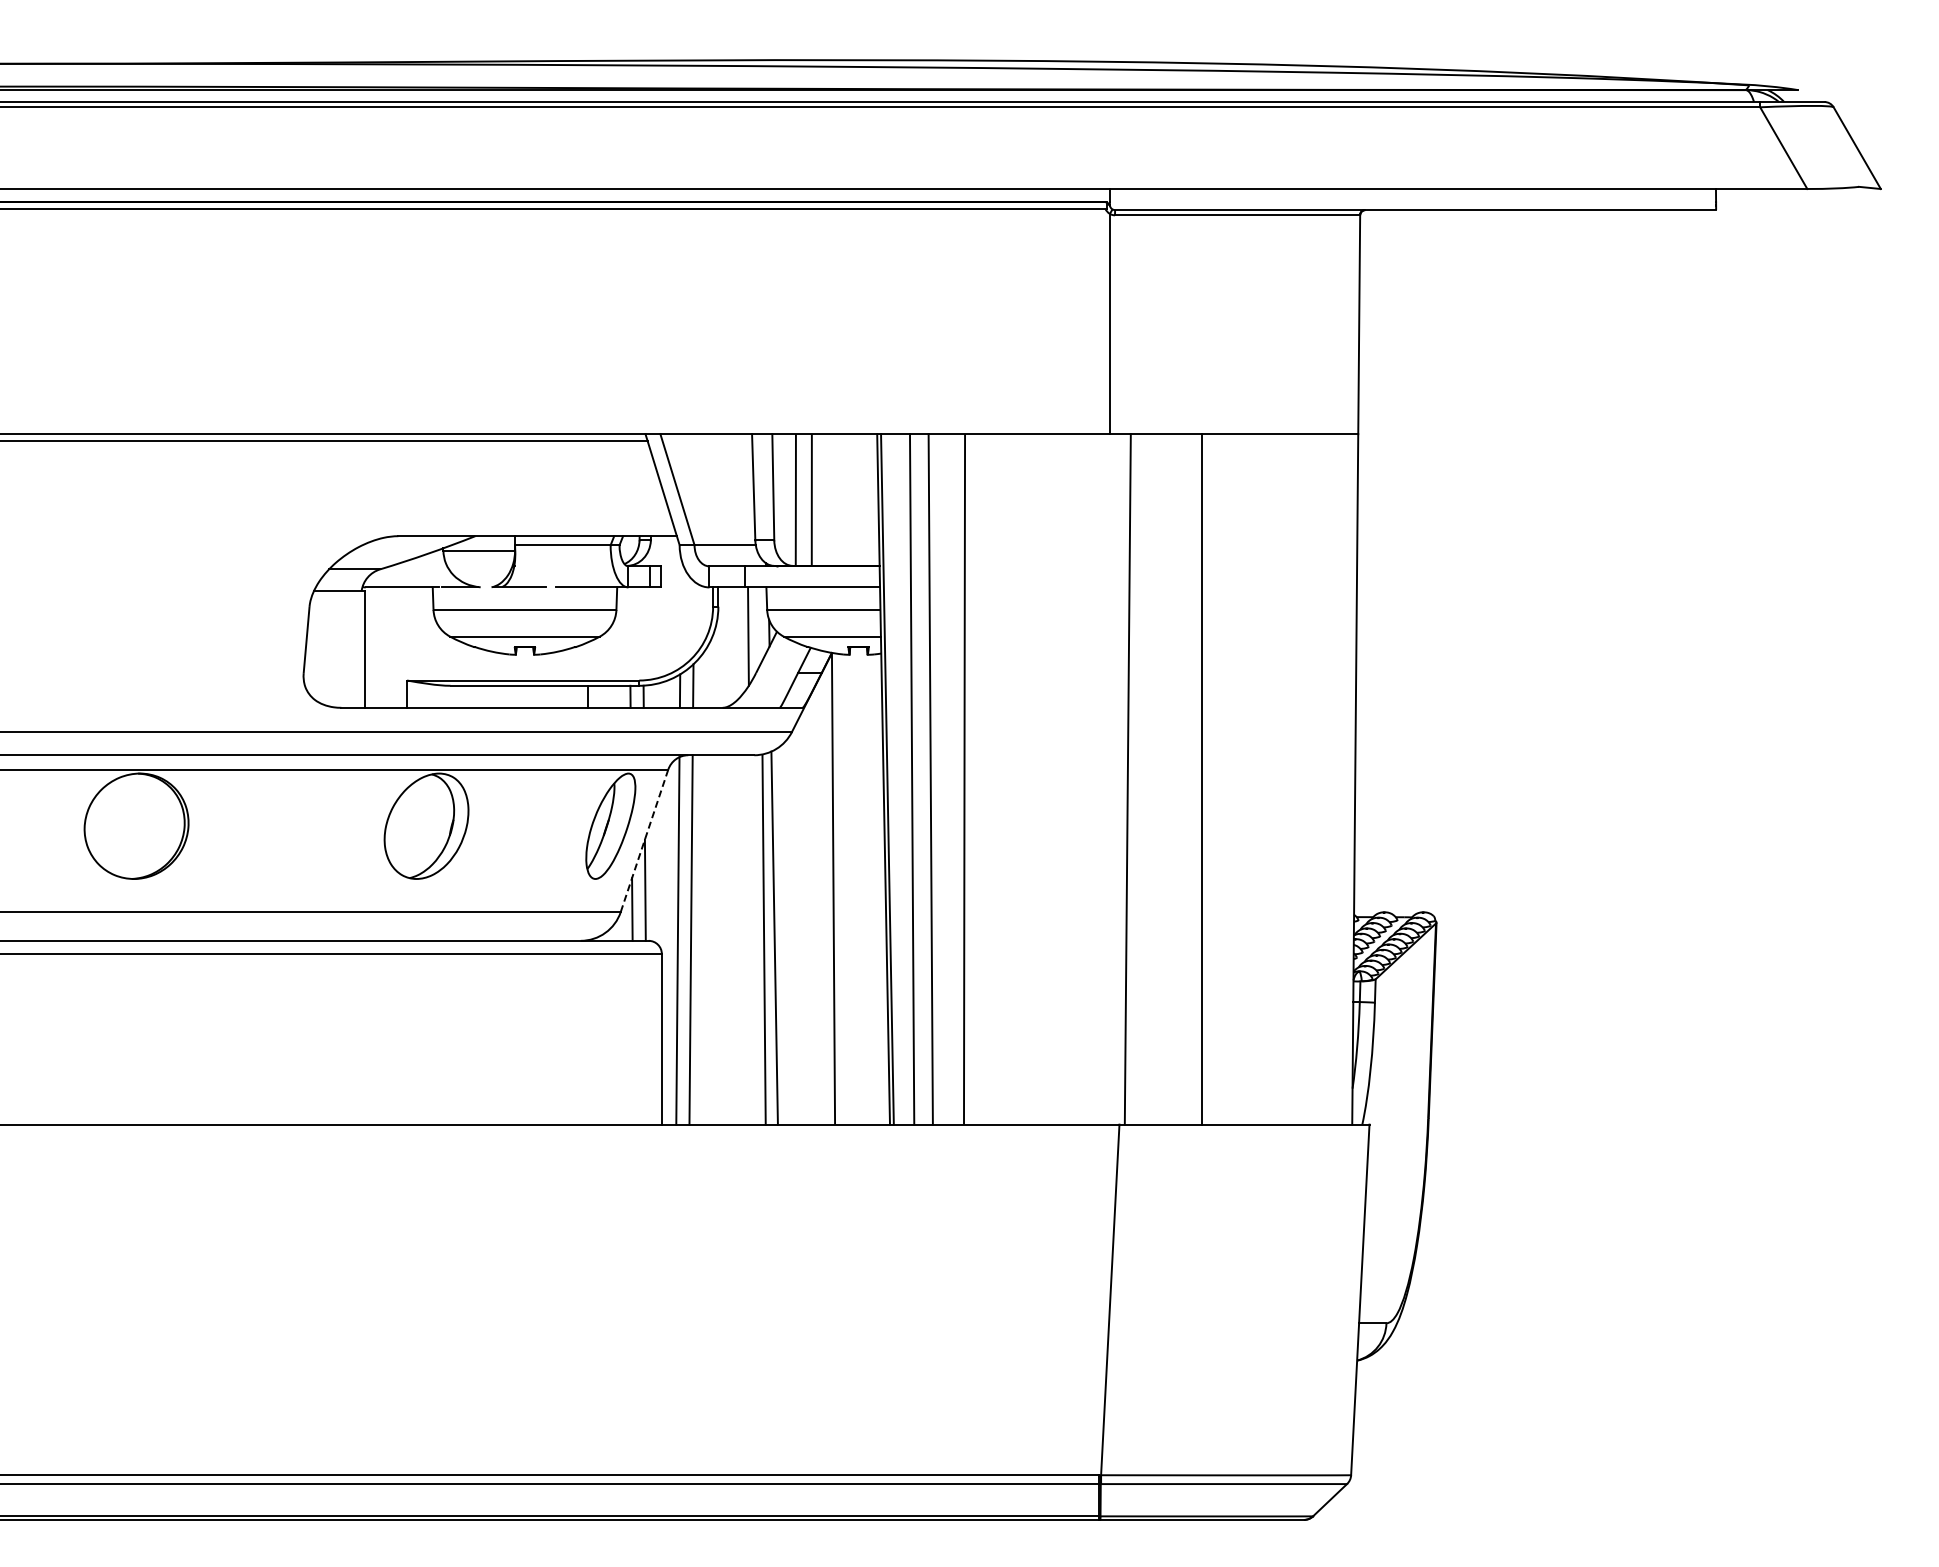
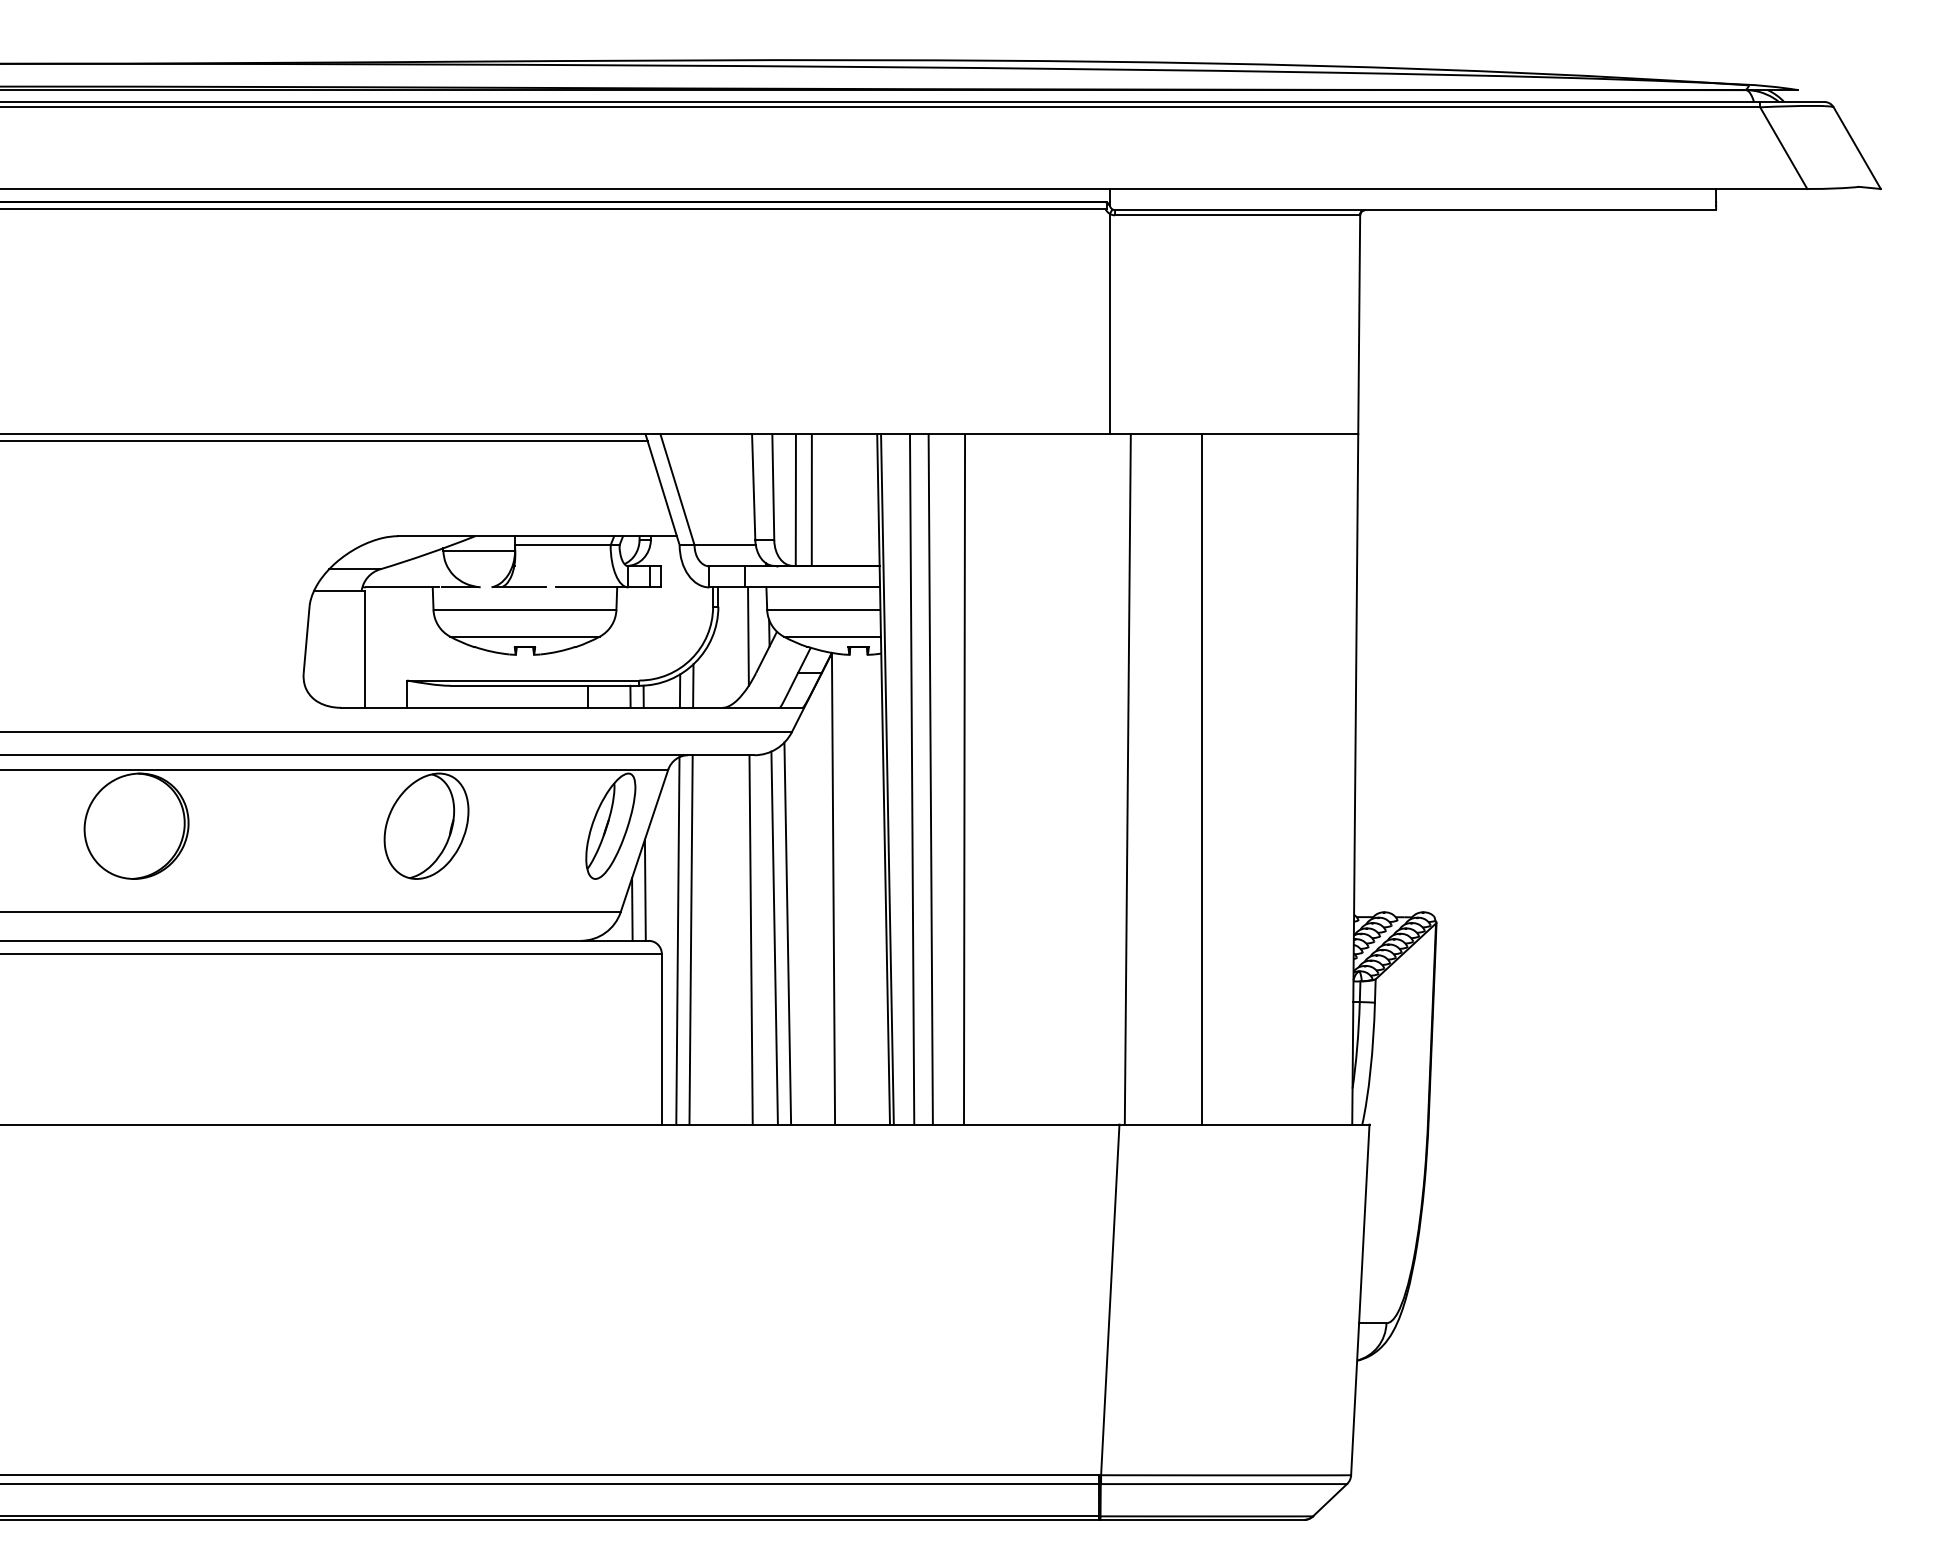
line: dashed -> solid (644, 840)
line: none -> present (787, 933)
line position: (763, 939) -> (750, 939) (750, 939)
